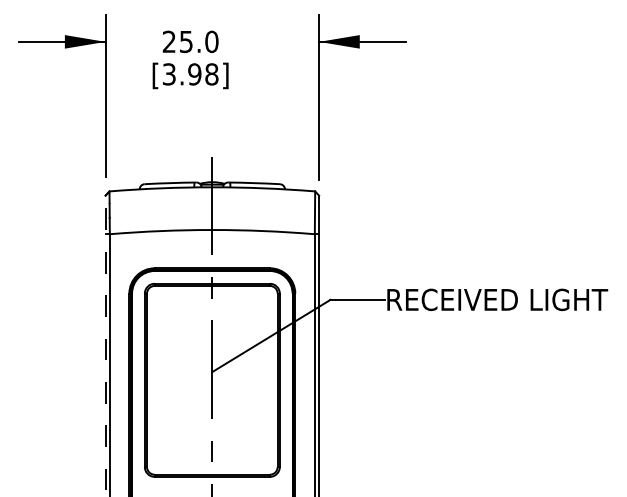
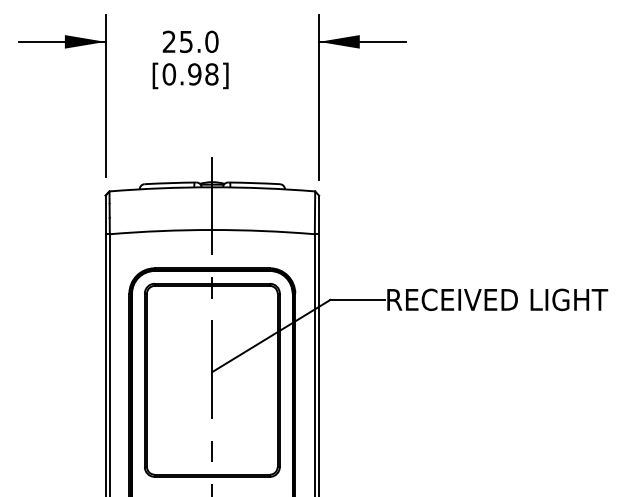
text: [3.98] -> [0.98] (169, 74)
line: dashed -> solid (105, 345)
